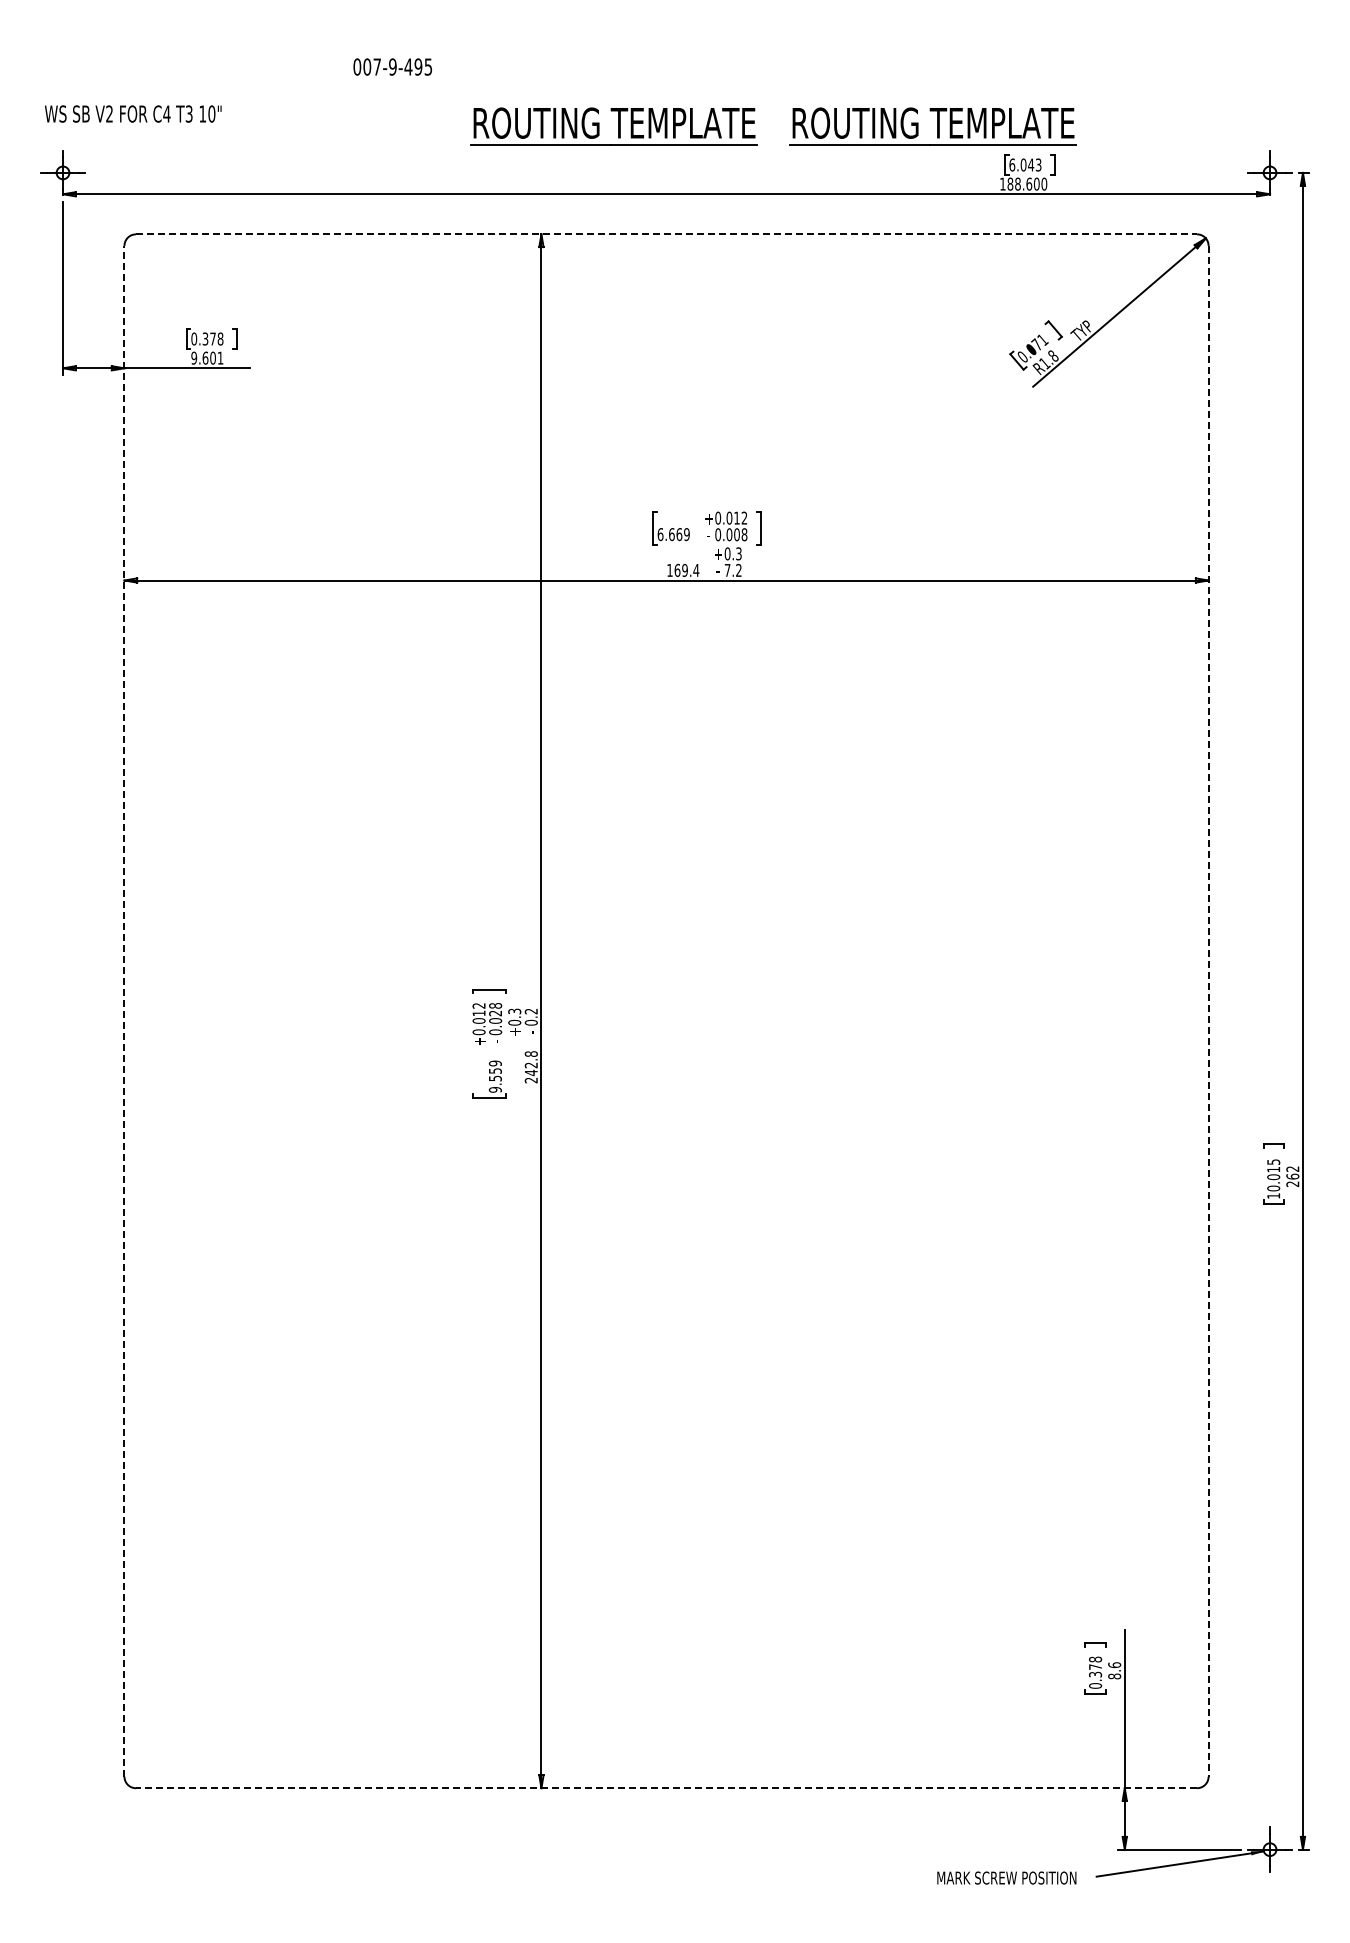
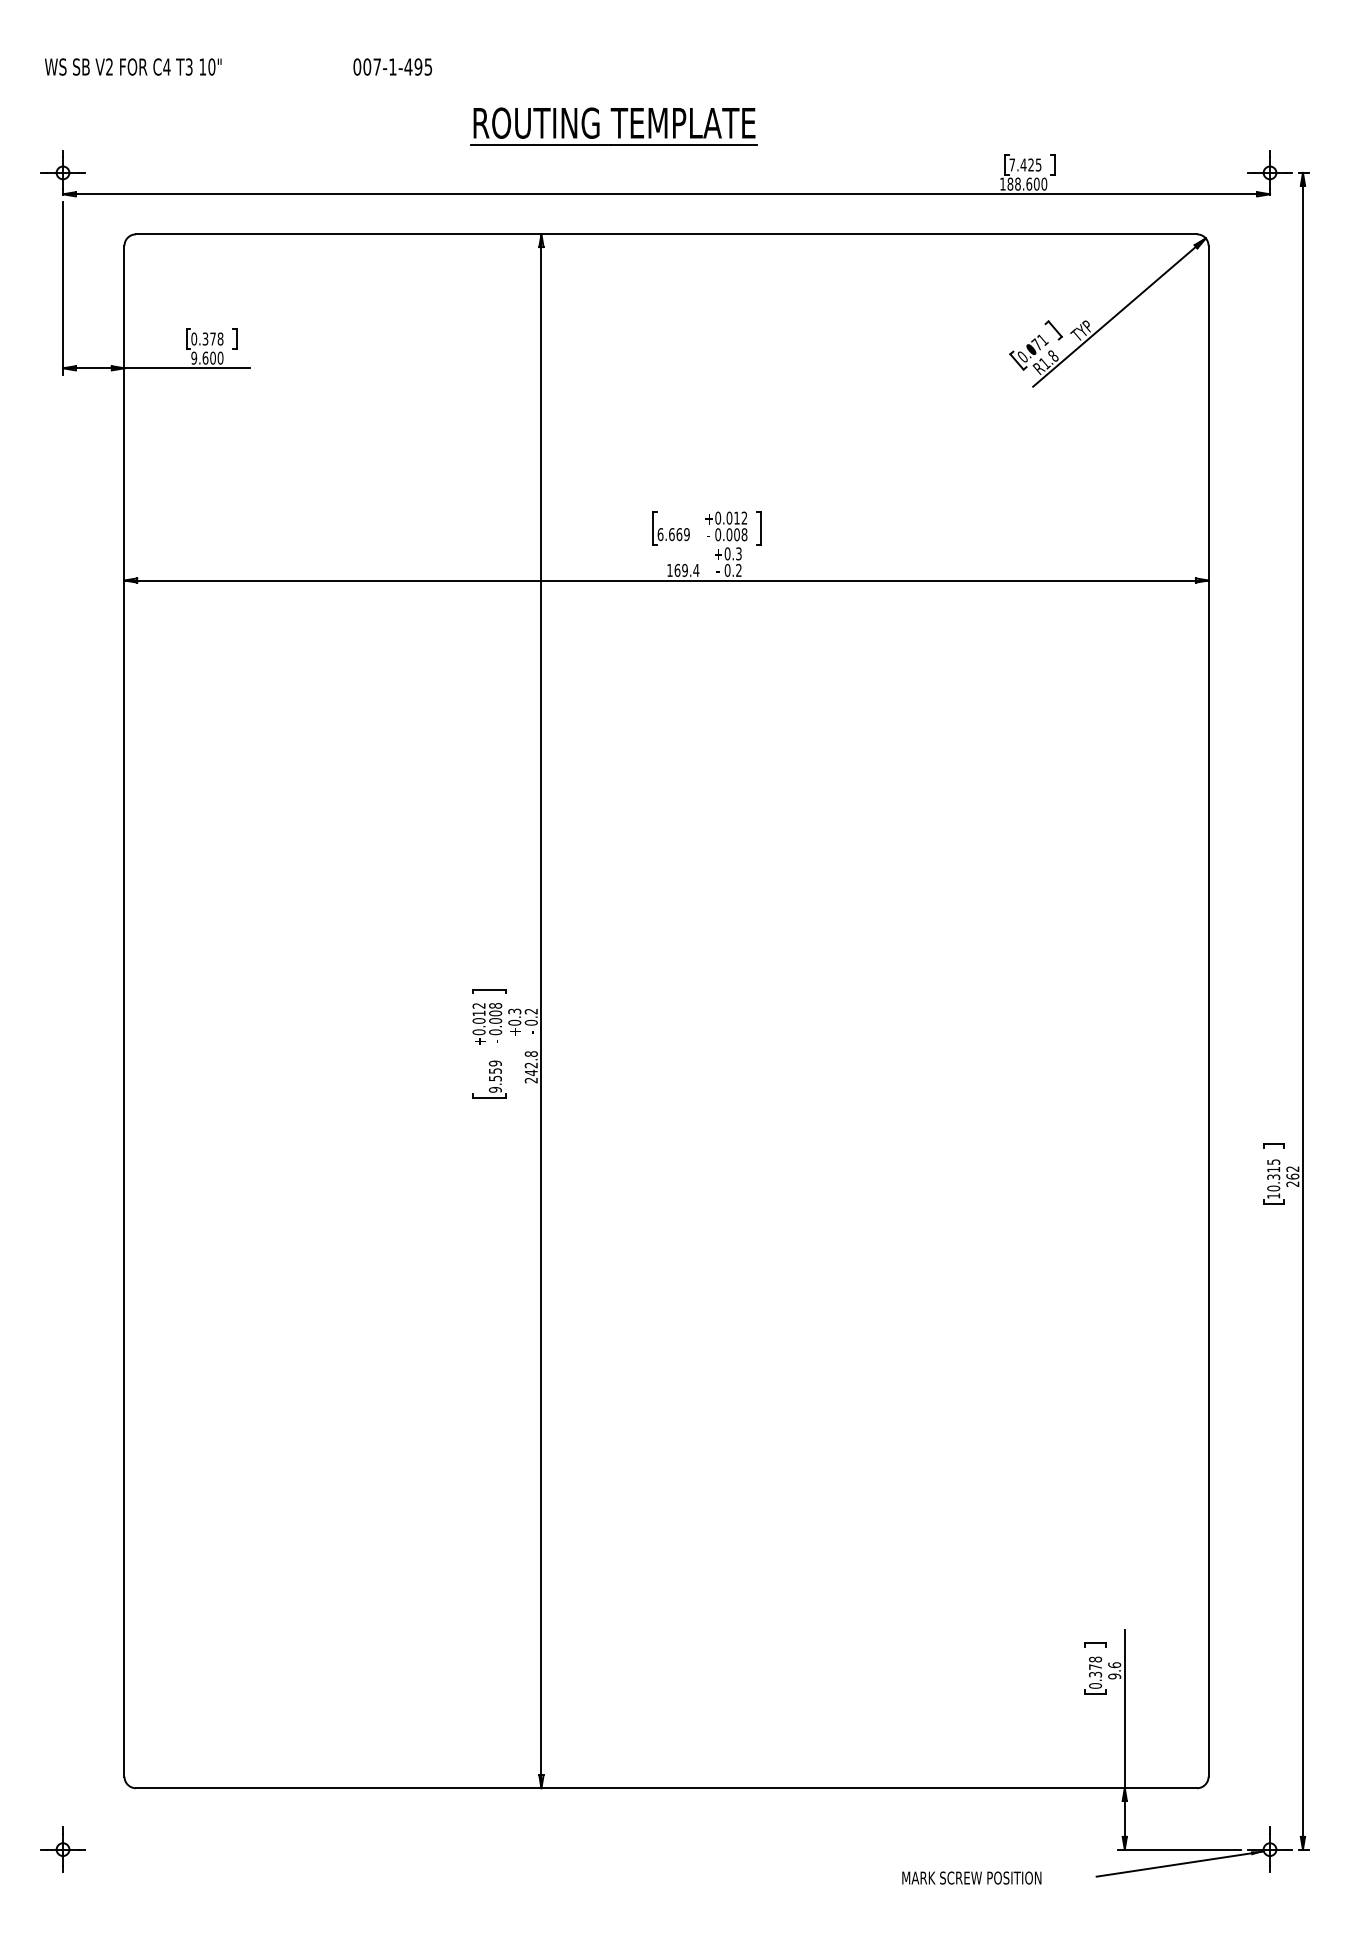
text: 007-9-495 -> 007-1-495 (392, 66)
text position: (133, 113) -> (133, 66) (133, 66)
part: present -> none (932, 126)
text: 6.043 -> 7.425 (1025, 164)
line: dashed -> solid (666, 234)
text: 9.601 -> 9.600 (220, 357)
text: 7.2 -> 0.2 (727, 569)
line: dashed -> solid (124, 1010)
line: dashed -> solid (1208, 1011)
text: 0.028 -> 0.008 (495, 1013)
text: 10.015 -> 10.315 (1273, 1177)
text: 8.6 -> 9.6 (1114, 1676)
line: dashed -> solid (666, 1788)
part: none -> present (62, 1849)
text position: (1006, 1877) -> (971, 1877) (971, 1877)
